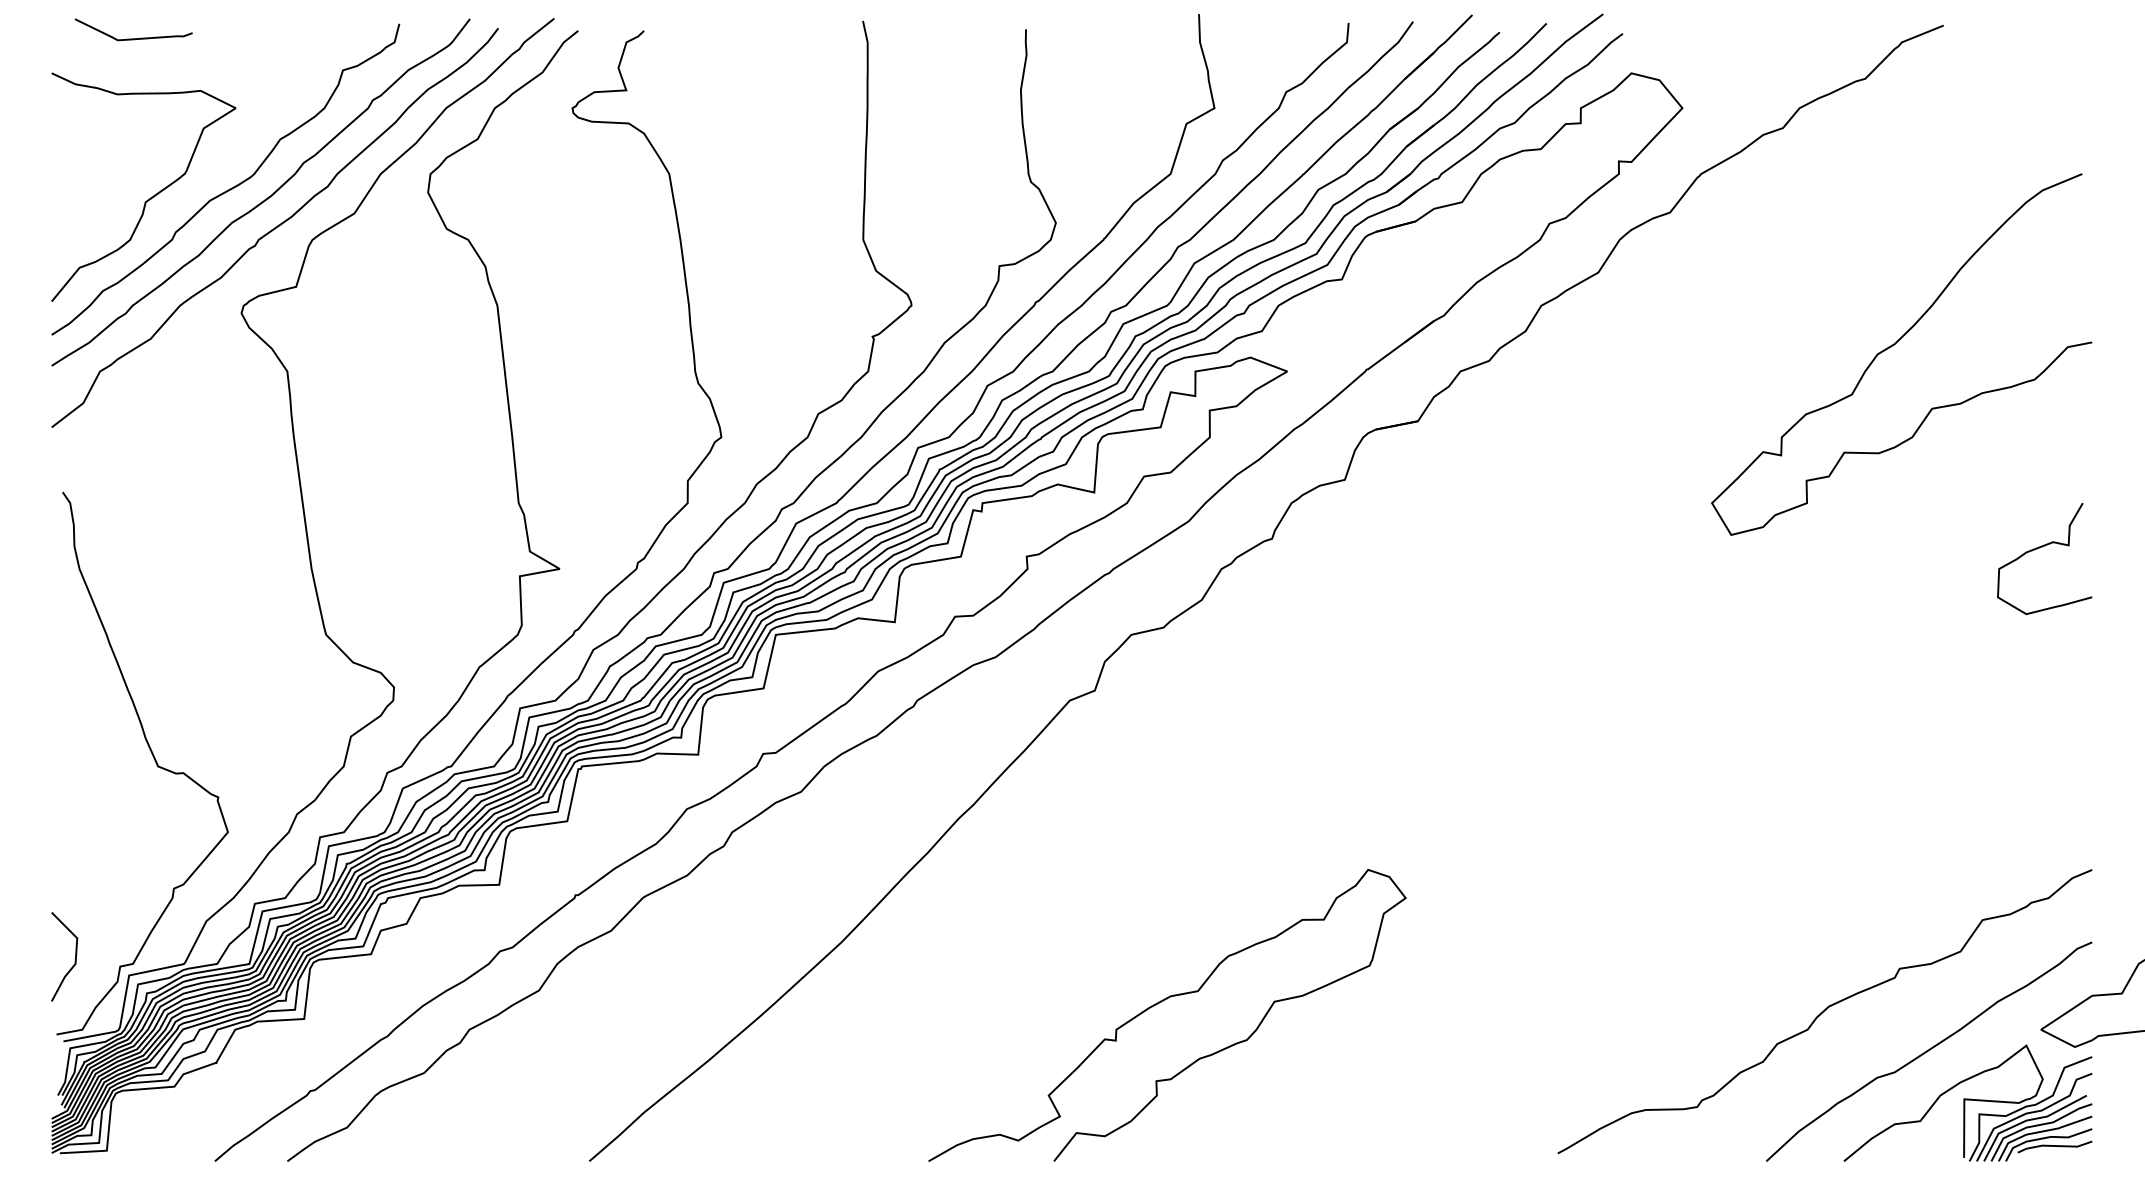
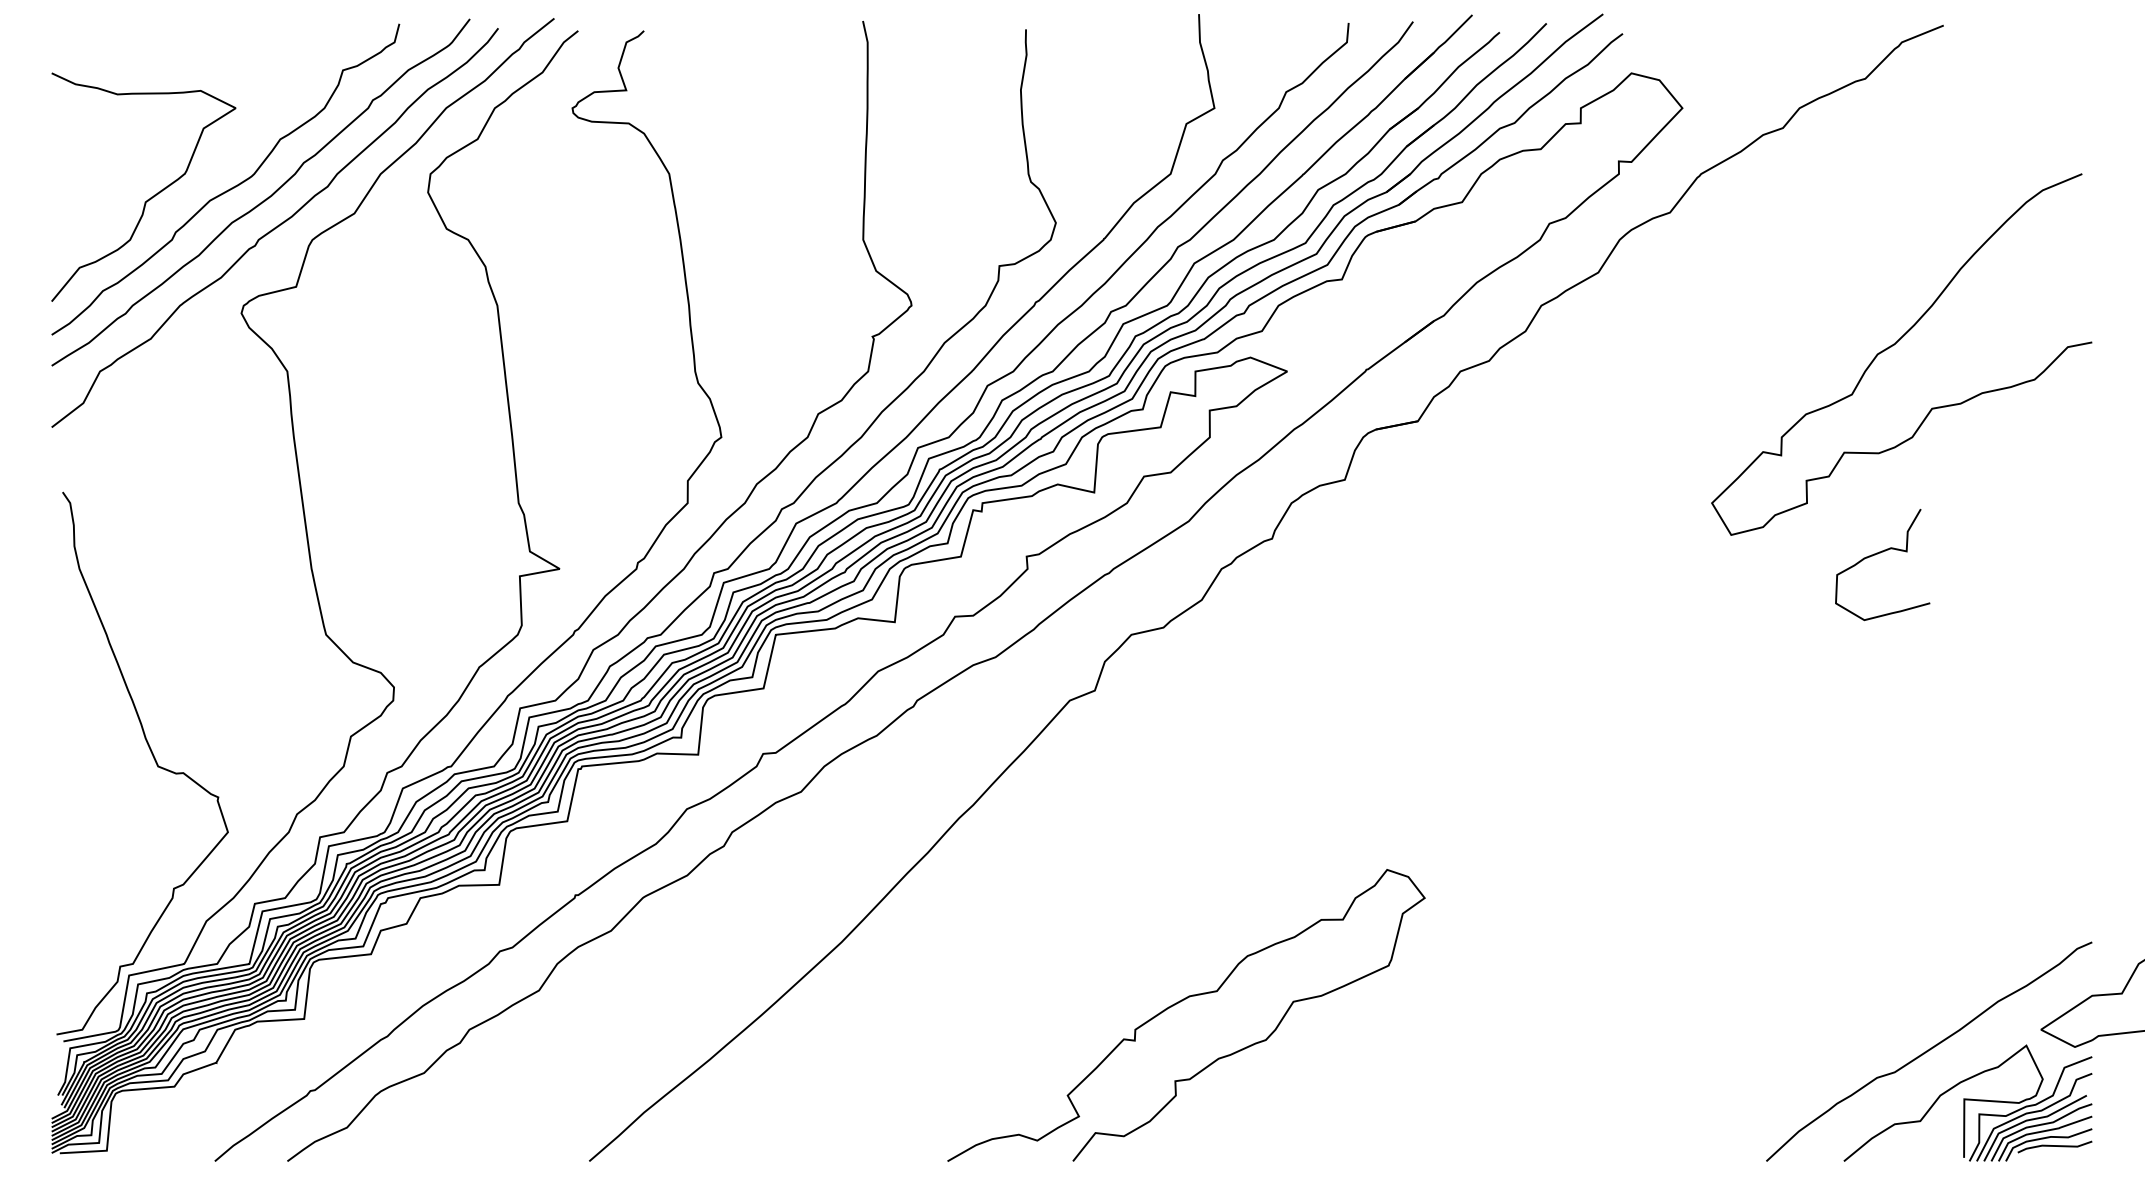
curve: present -> none (133, 38)
curve position: (2042, 547) -> (1880, 553) (1880, 553)
line: present -> none (74, 960)
curve position: (1161, 1002) -> (1180, 1002) (1180, 1002)
curve: present -> none (1824, 1011)
